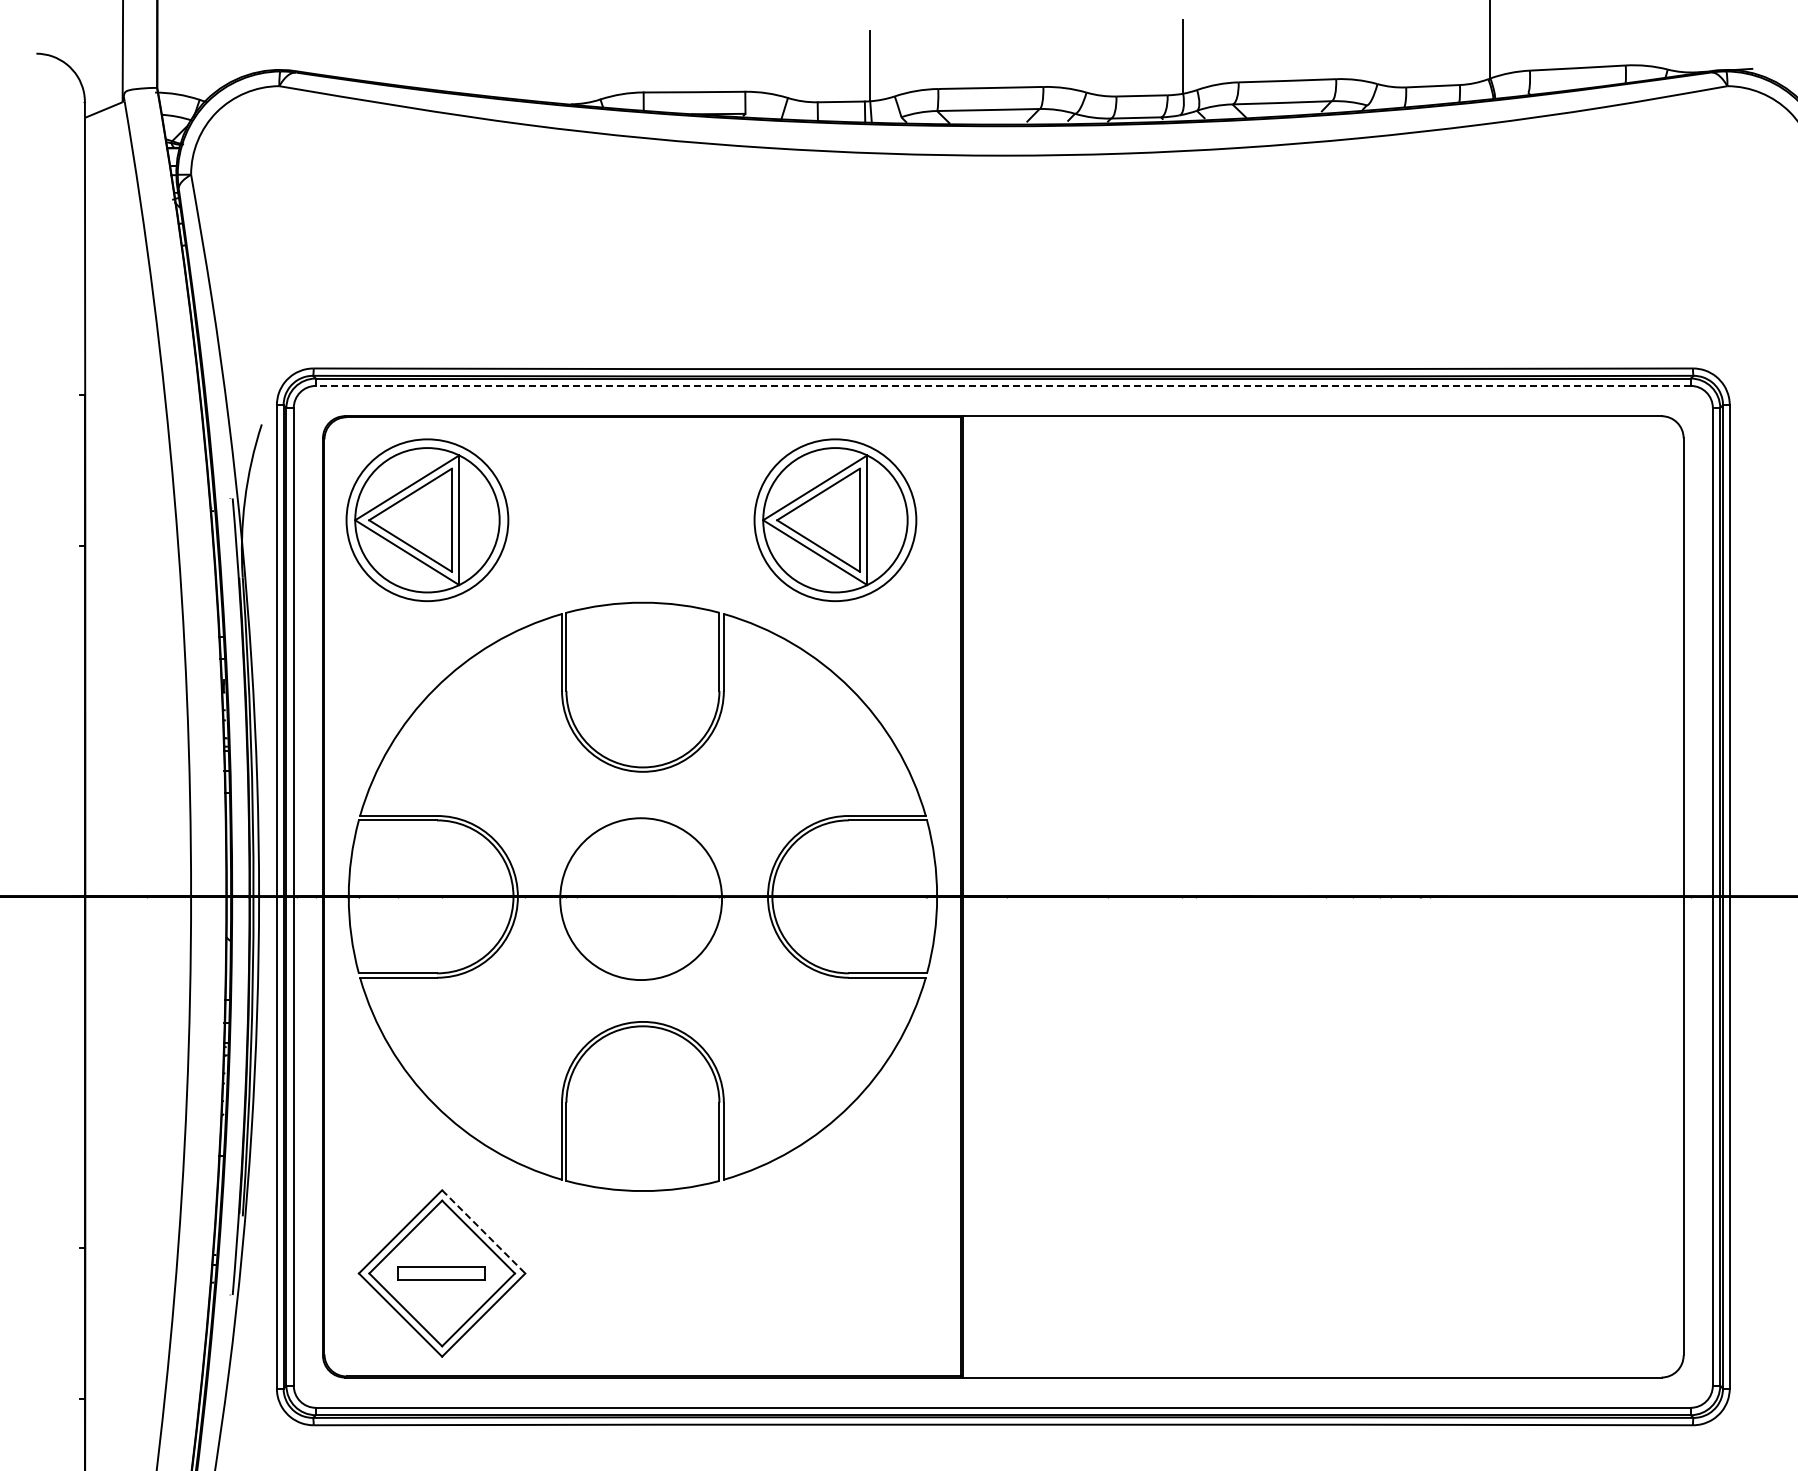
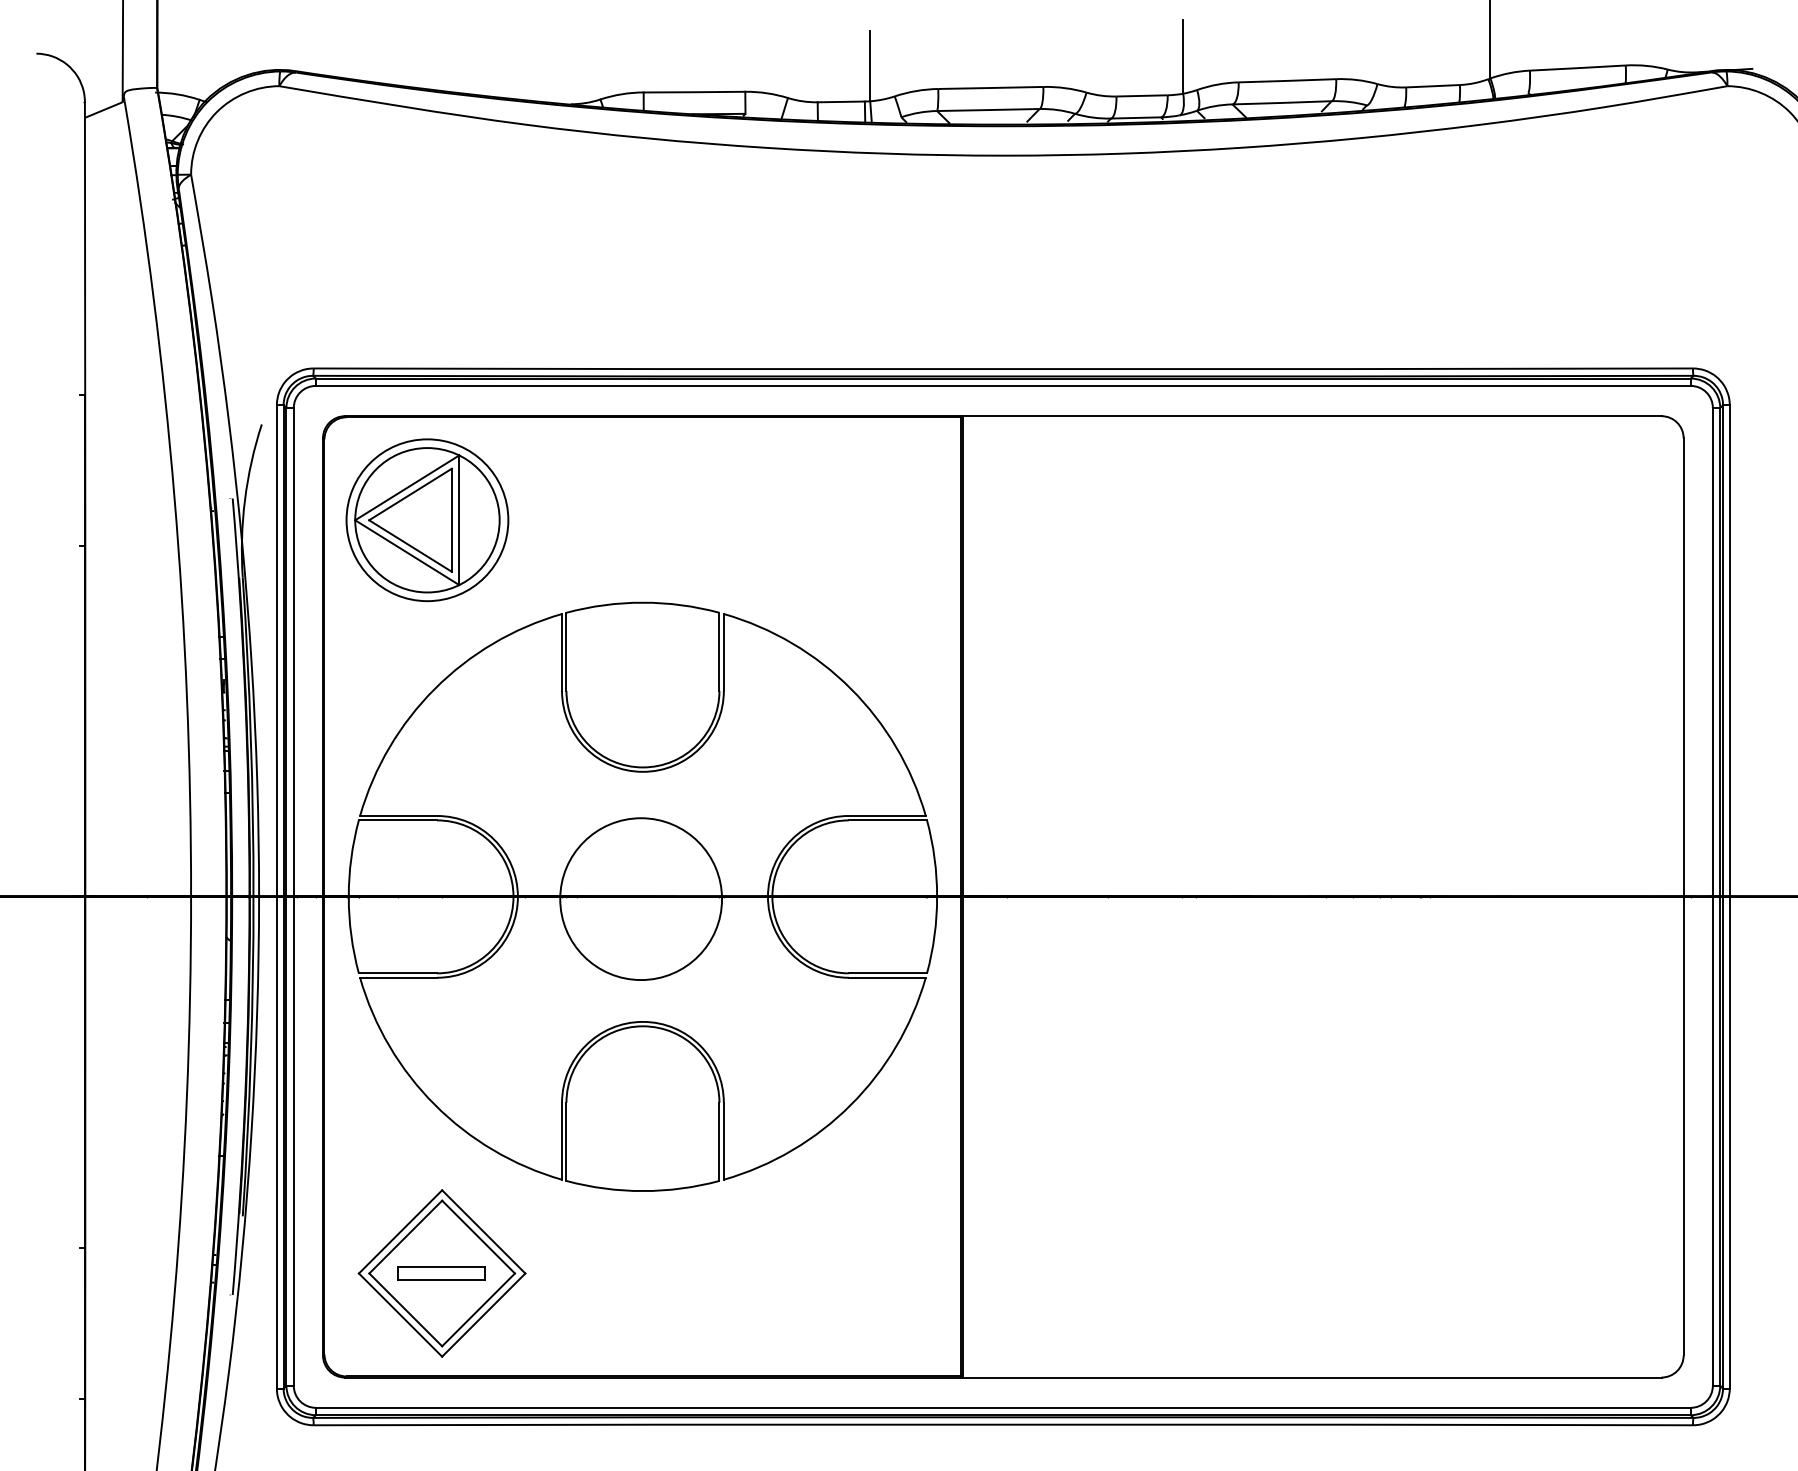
line: dashed -> solid (1002, 385)
part: present -> none (835, 520)
line: dashed -> solid (483, 1231)
